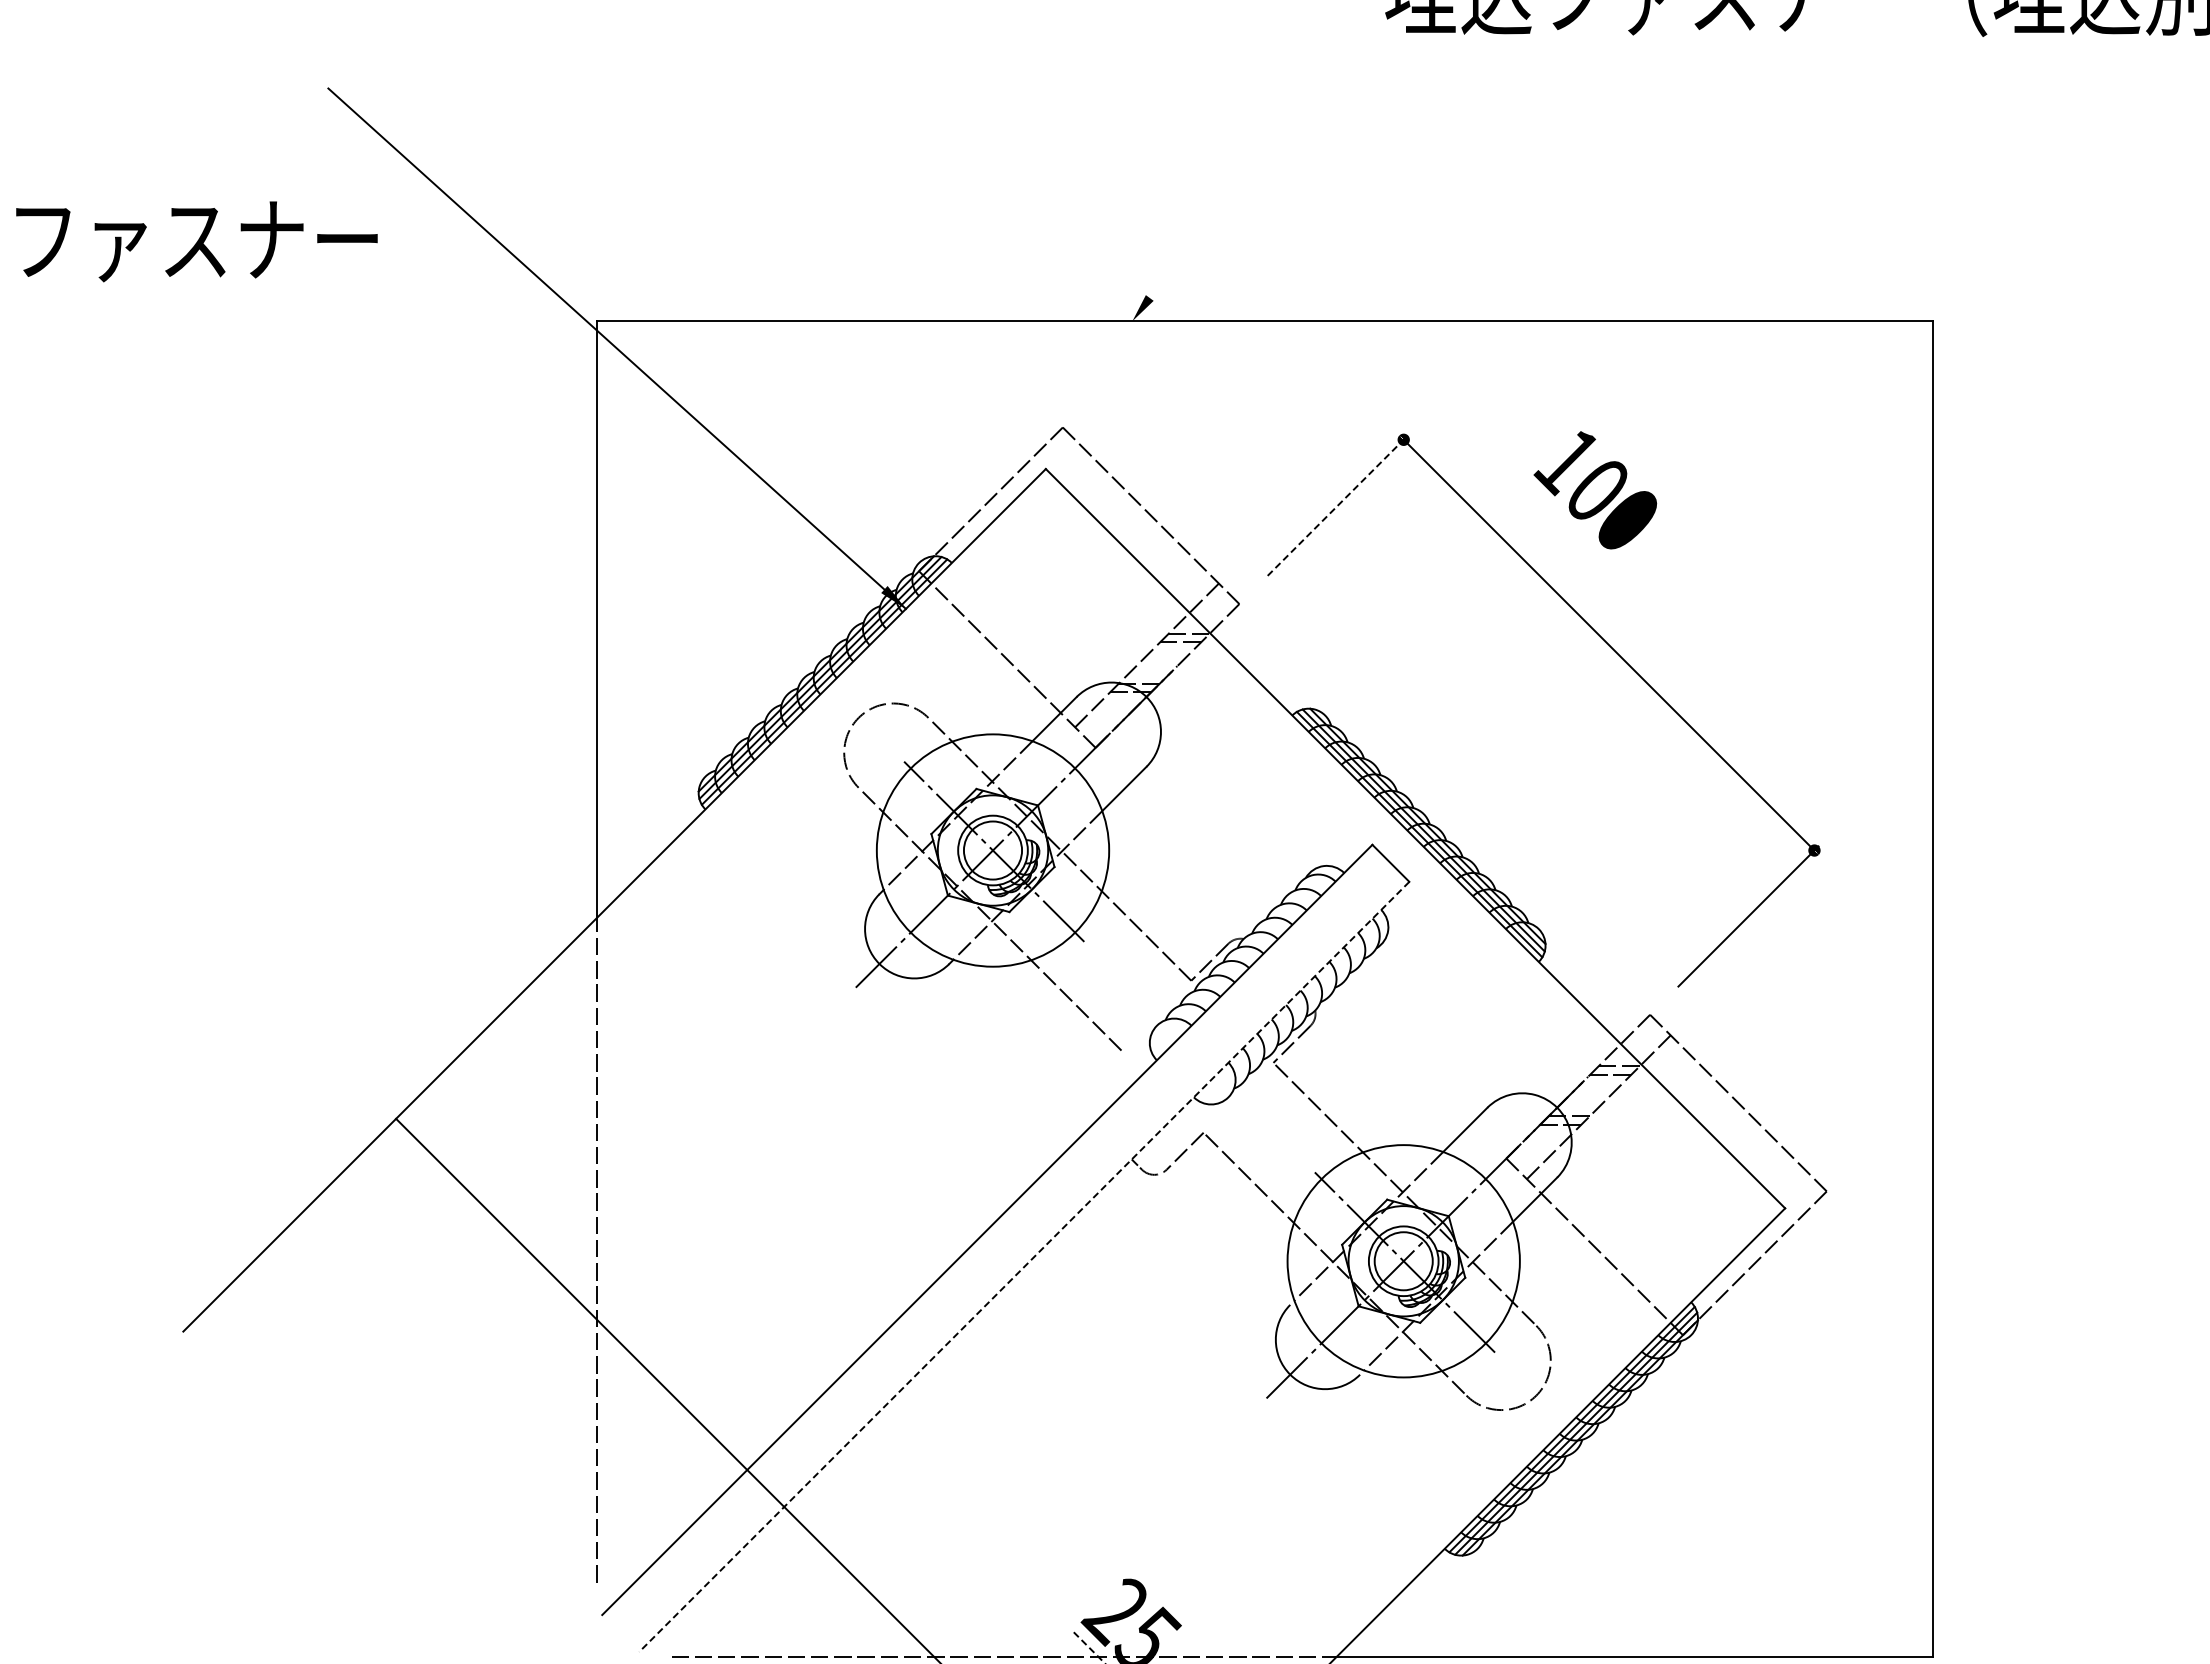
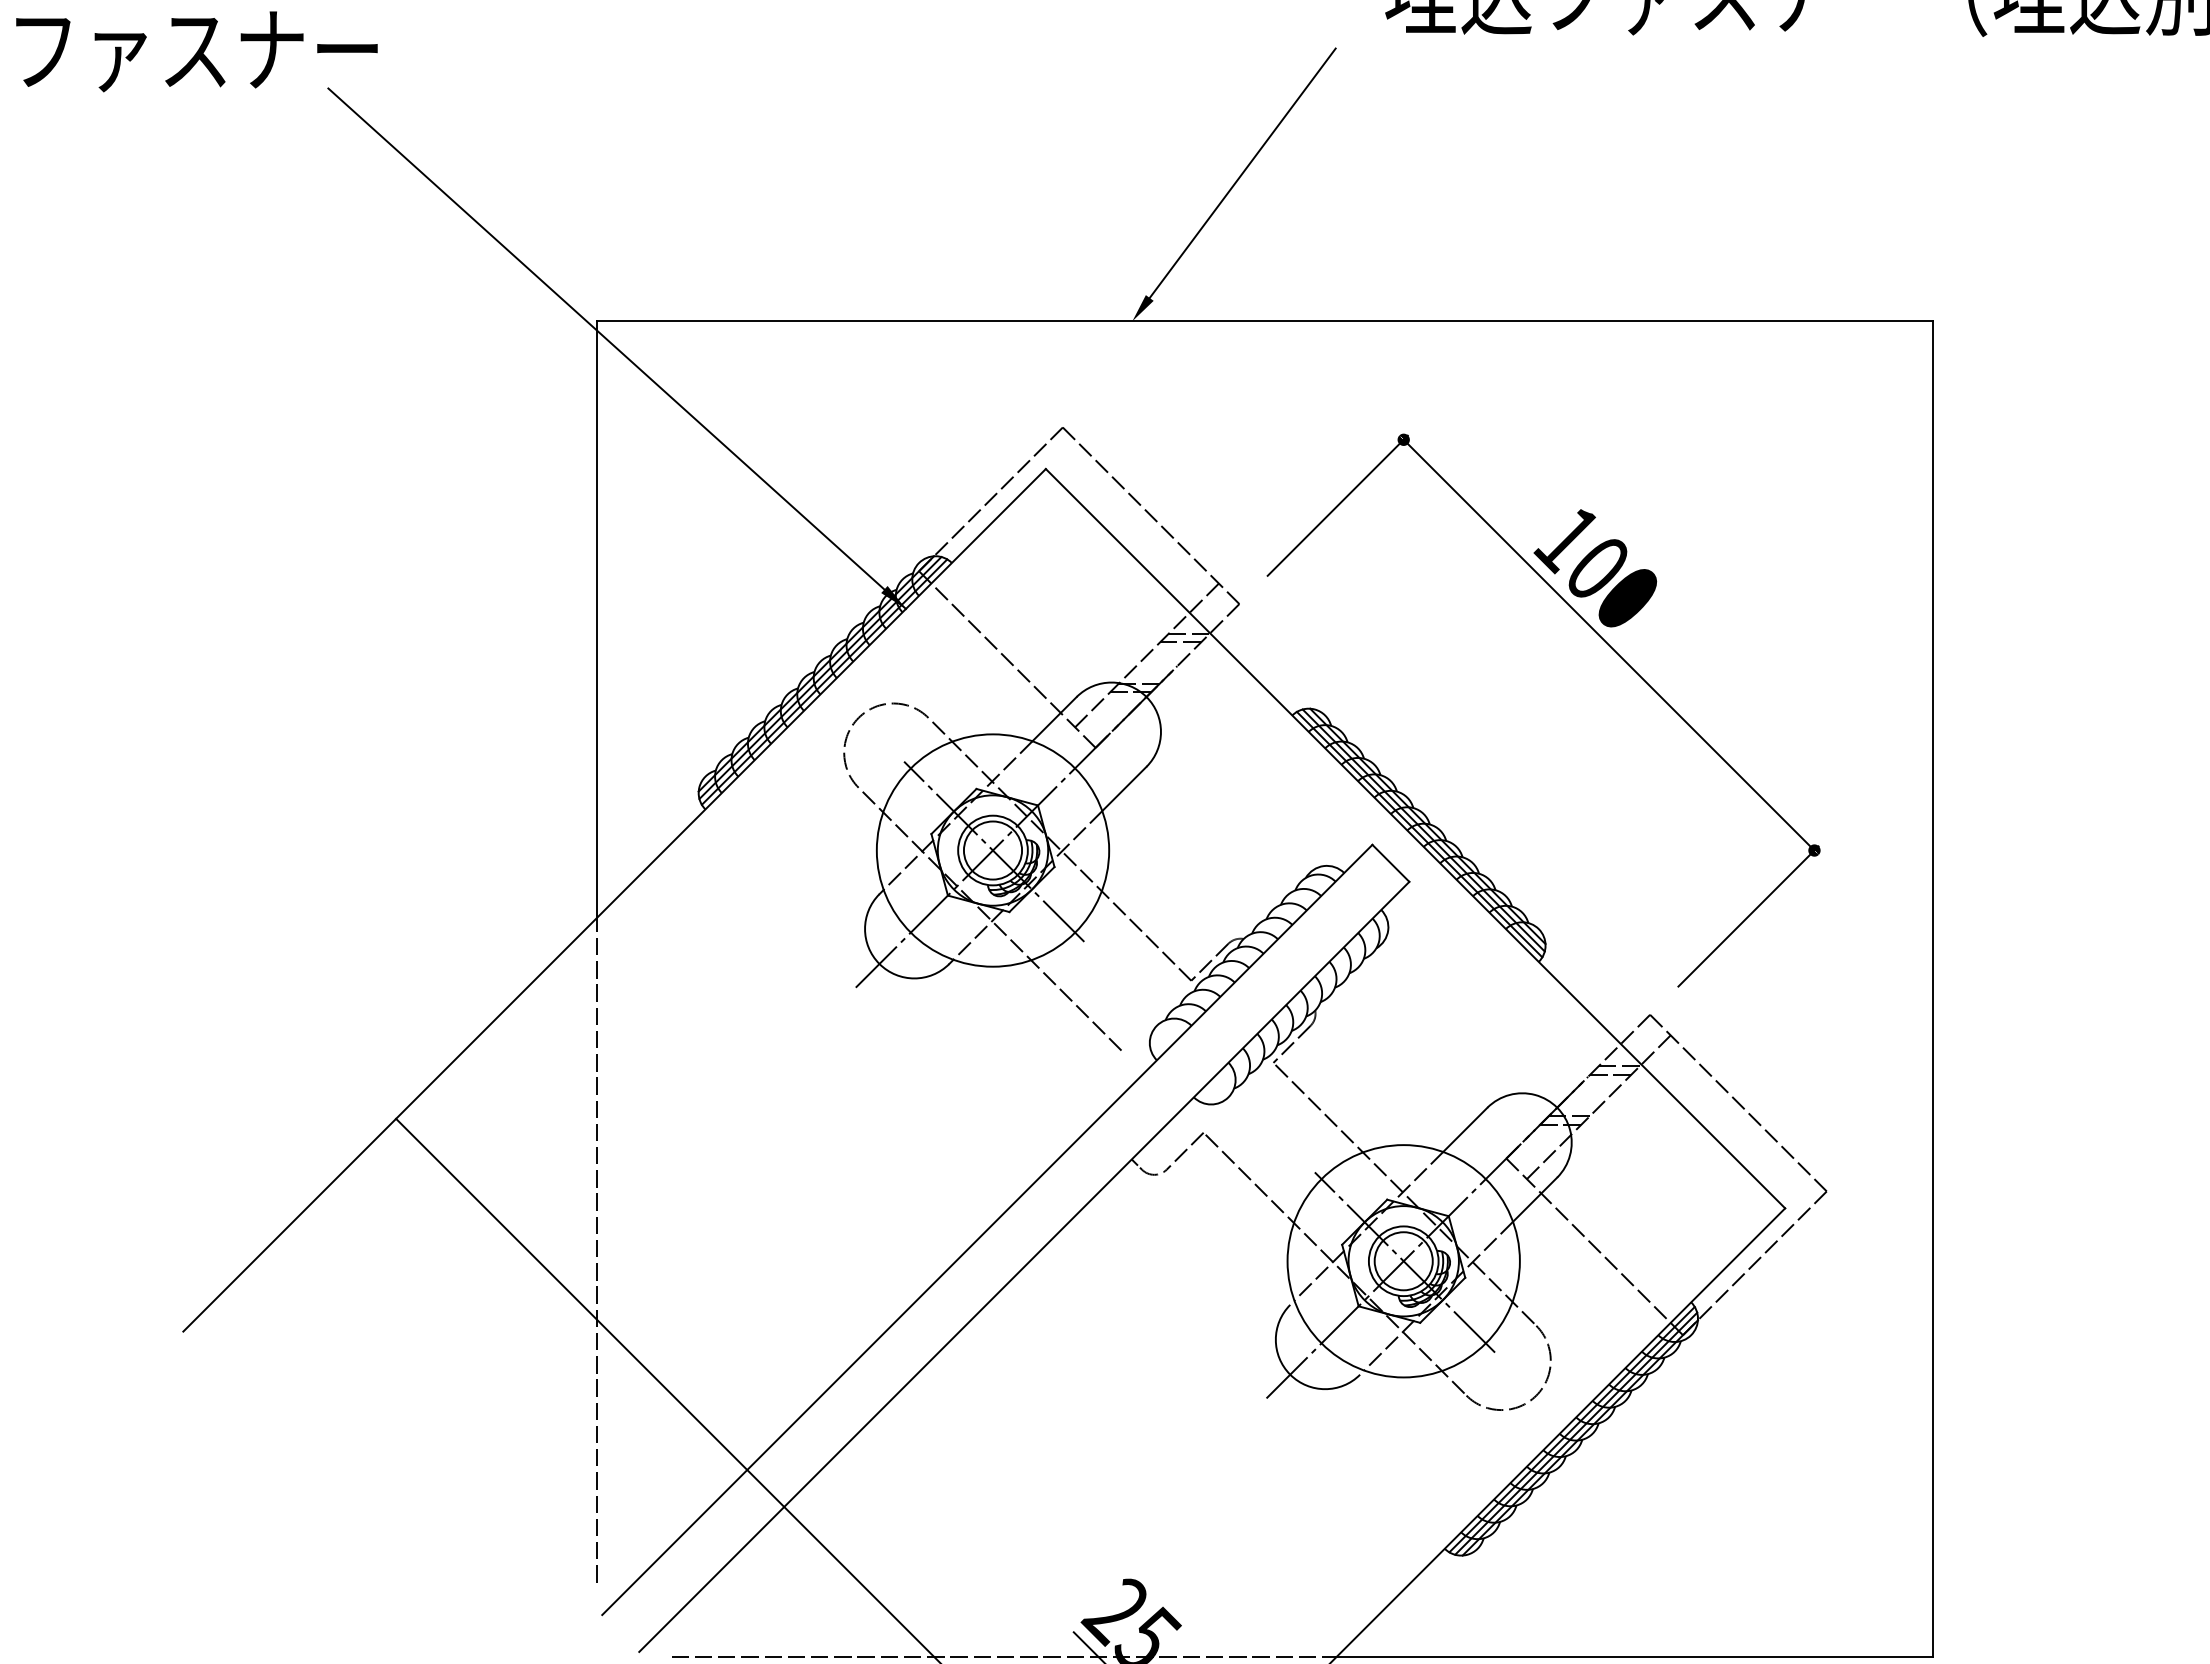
line: none -> present (1242, 172)
text position: (196, 241) -> (196, 51) (196, 51)
text position: (1595, 490) -> (1595, 568) (1595, 568)
line: dashed -> solid (1338, 505)
line: dashed -> solid (1024, 1266)
line: dashed -> solid (1089, 1648)
